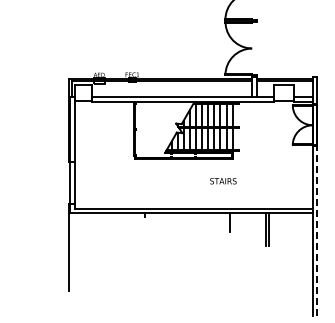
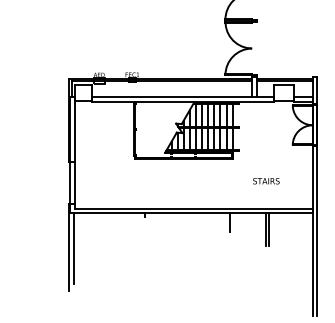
text position: (223, 181) -> (266, 181) (266, 181)
line: dashed -> solid (317, 230)
line: none -> present (74, 248)
